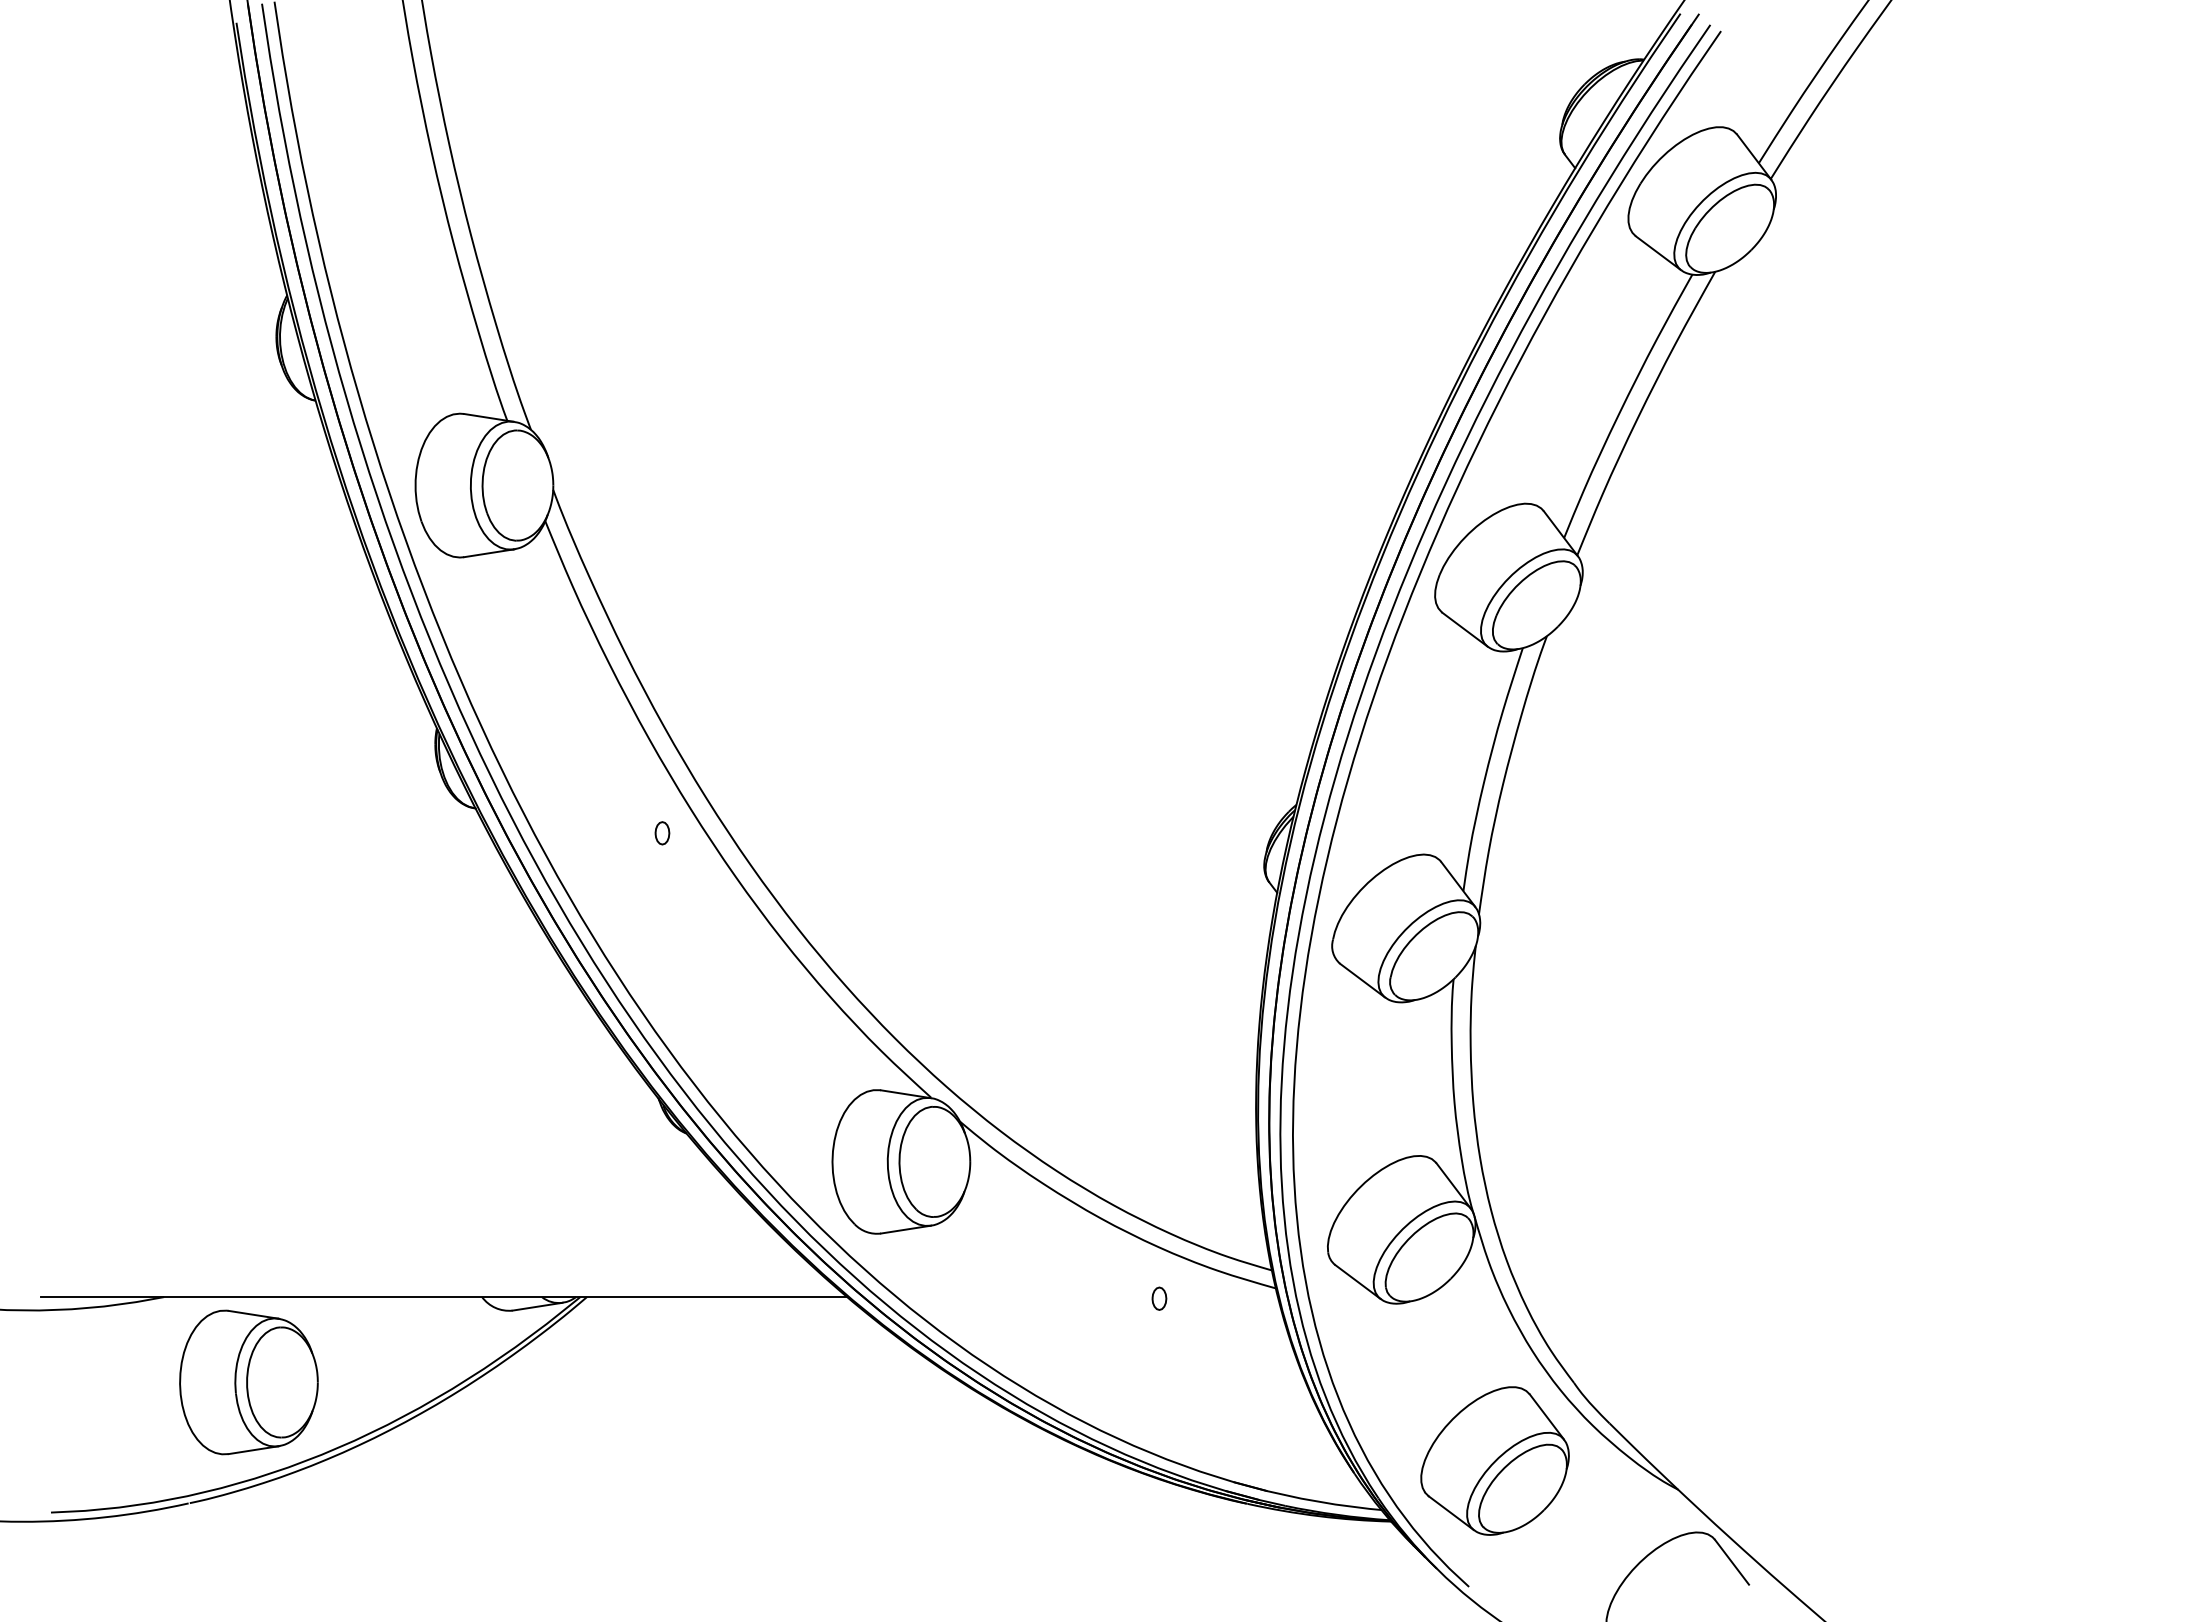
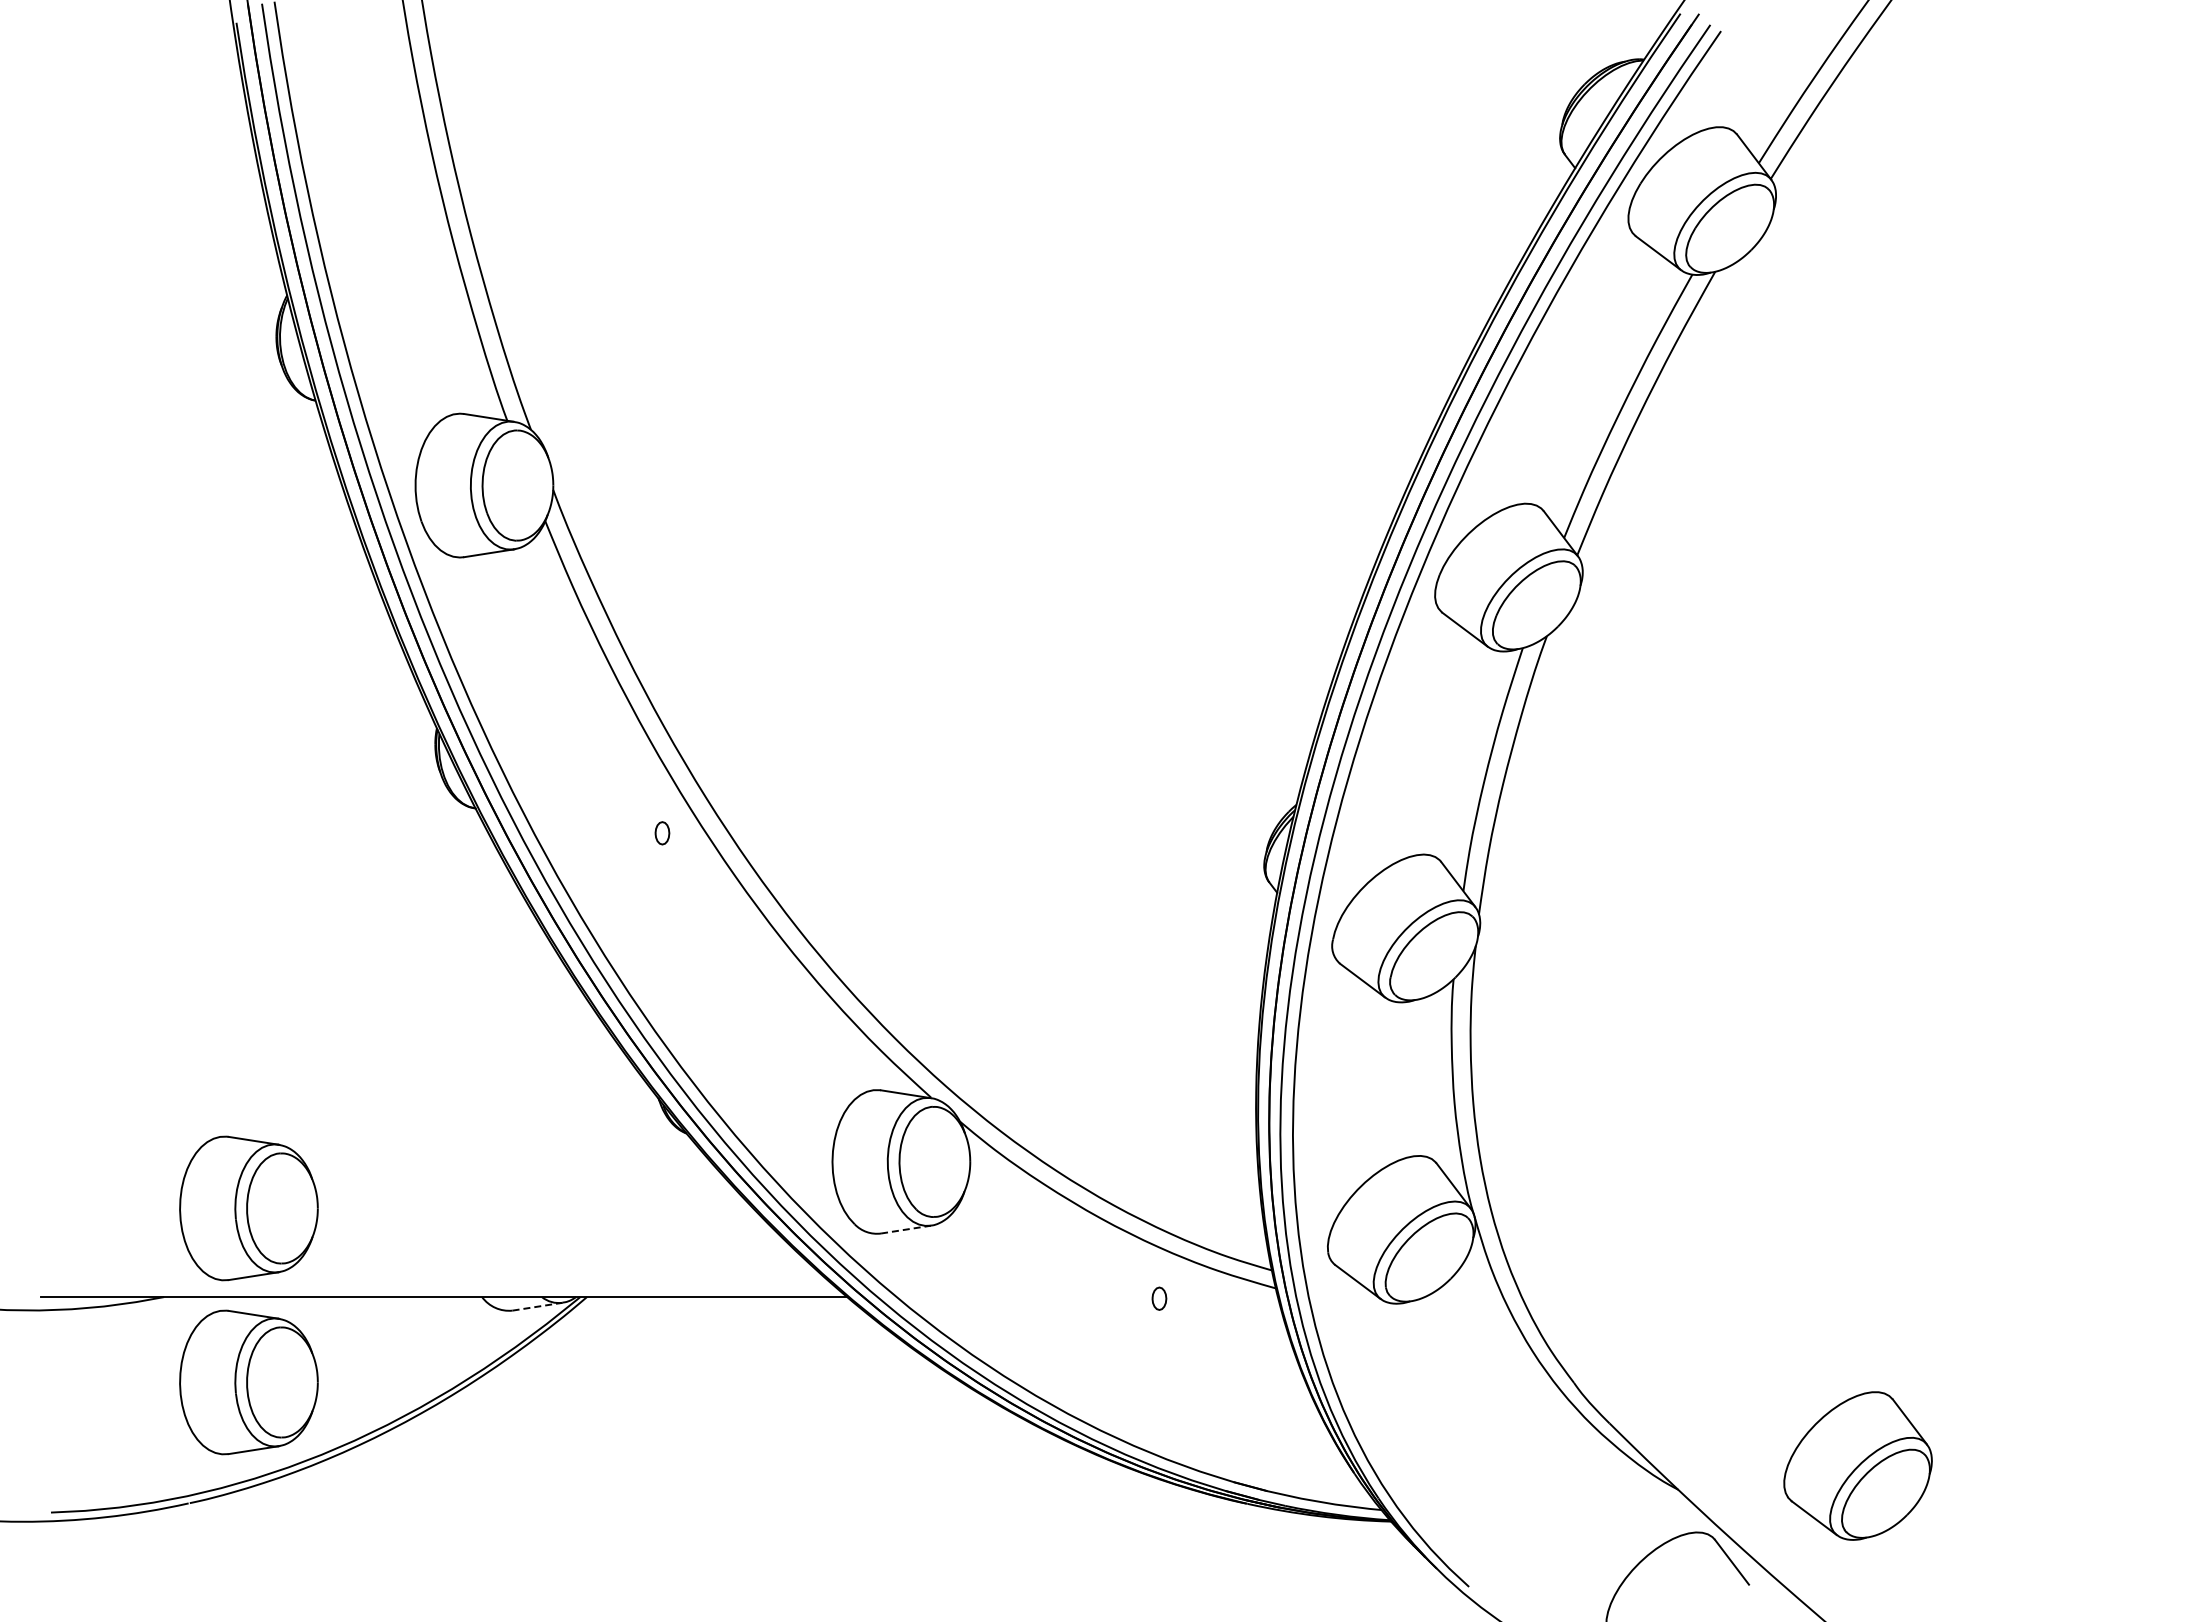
part: none -> present (248, 1208)
line: solid -> dashed (906, 1229)
line: solid -> dashed (538, 1306)
part position: (1494, 1460) -> (1857, 1465) (1857, 1465)
